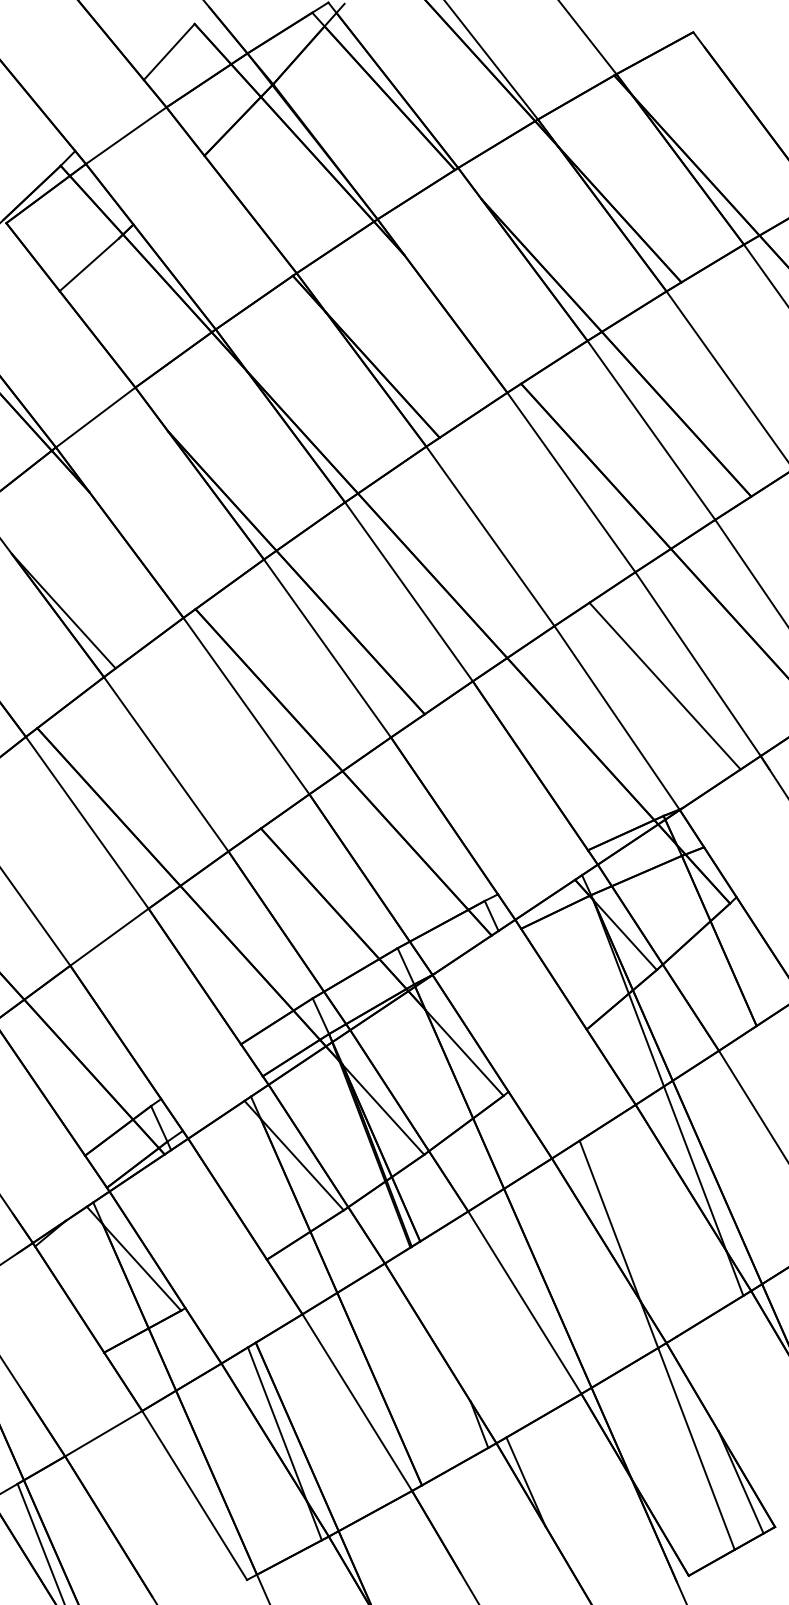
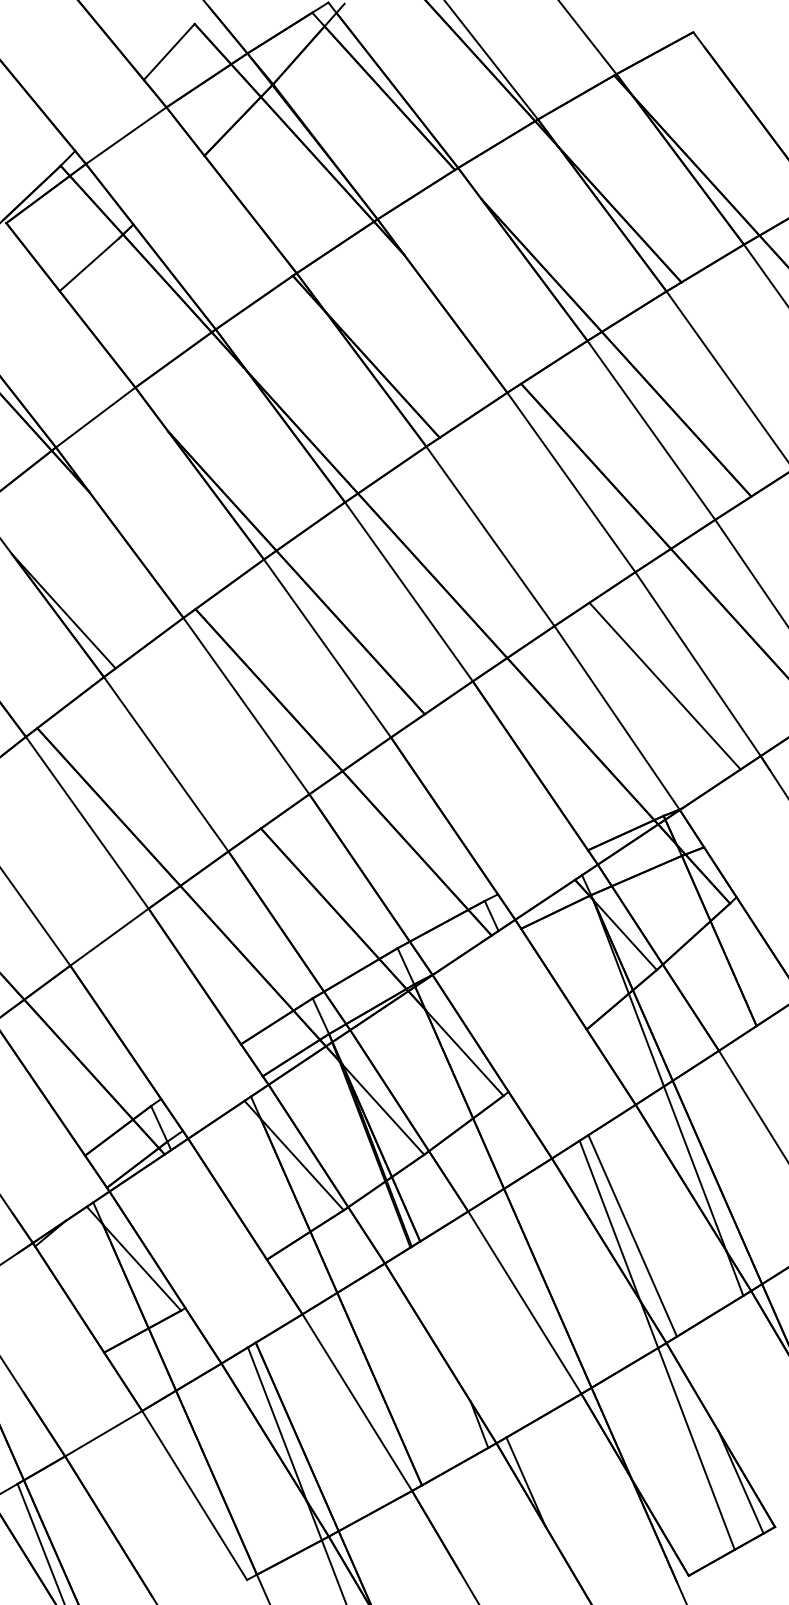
line: none -> present (632, 1235)
line: none -> present (333, 1570)
